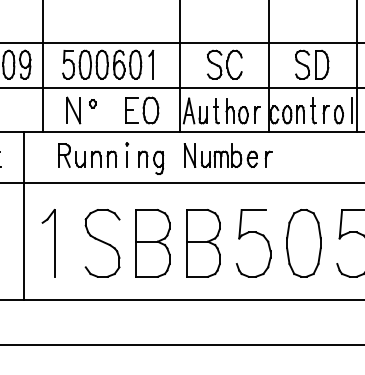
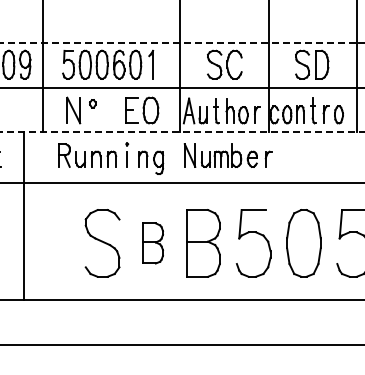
line: solid -> dashed (180, 42)
line: present -> none (351, 110)
line: solid -> dashed (182, 132)
part: present -> none (48, 243)
part size: 36x69 px -> 22x43 px (152, 243)
